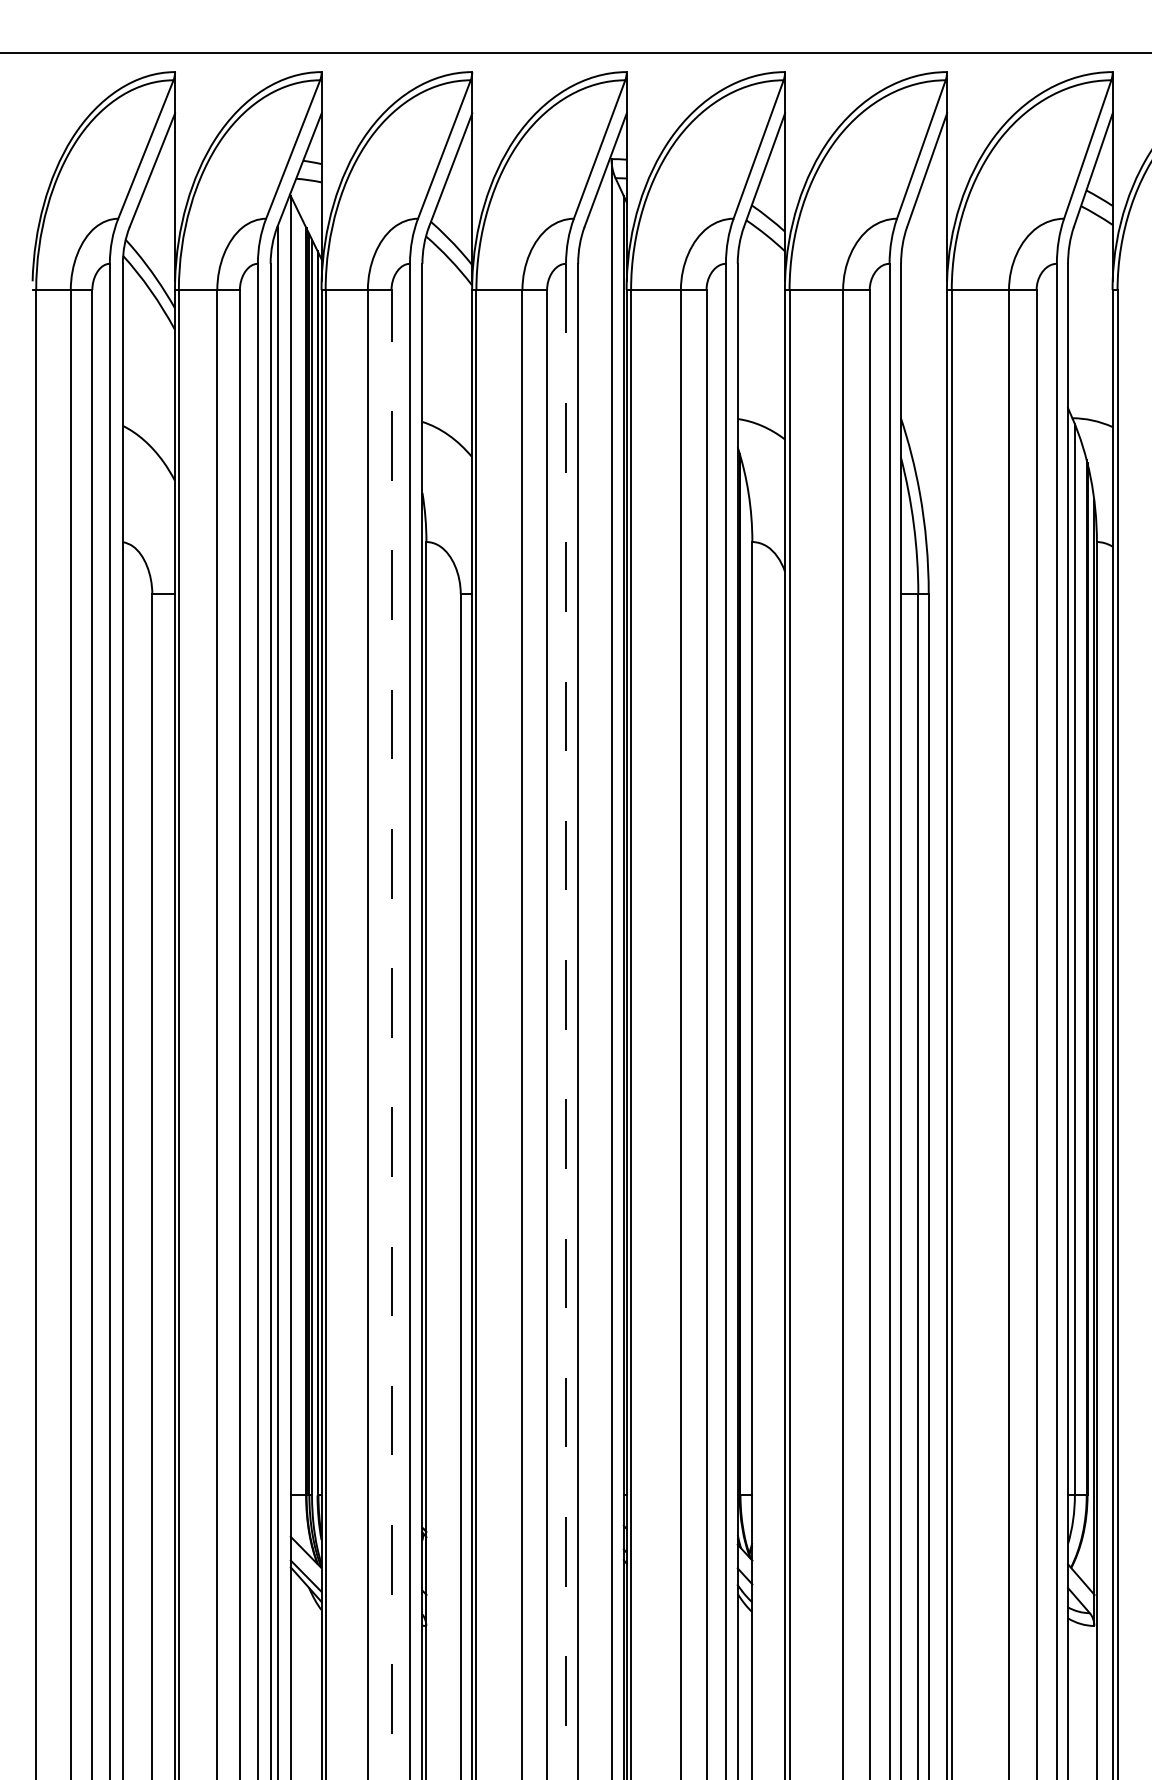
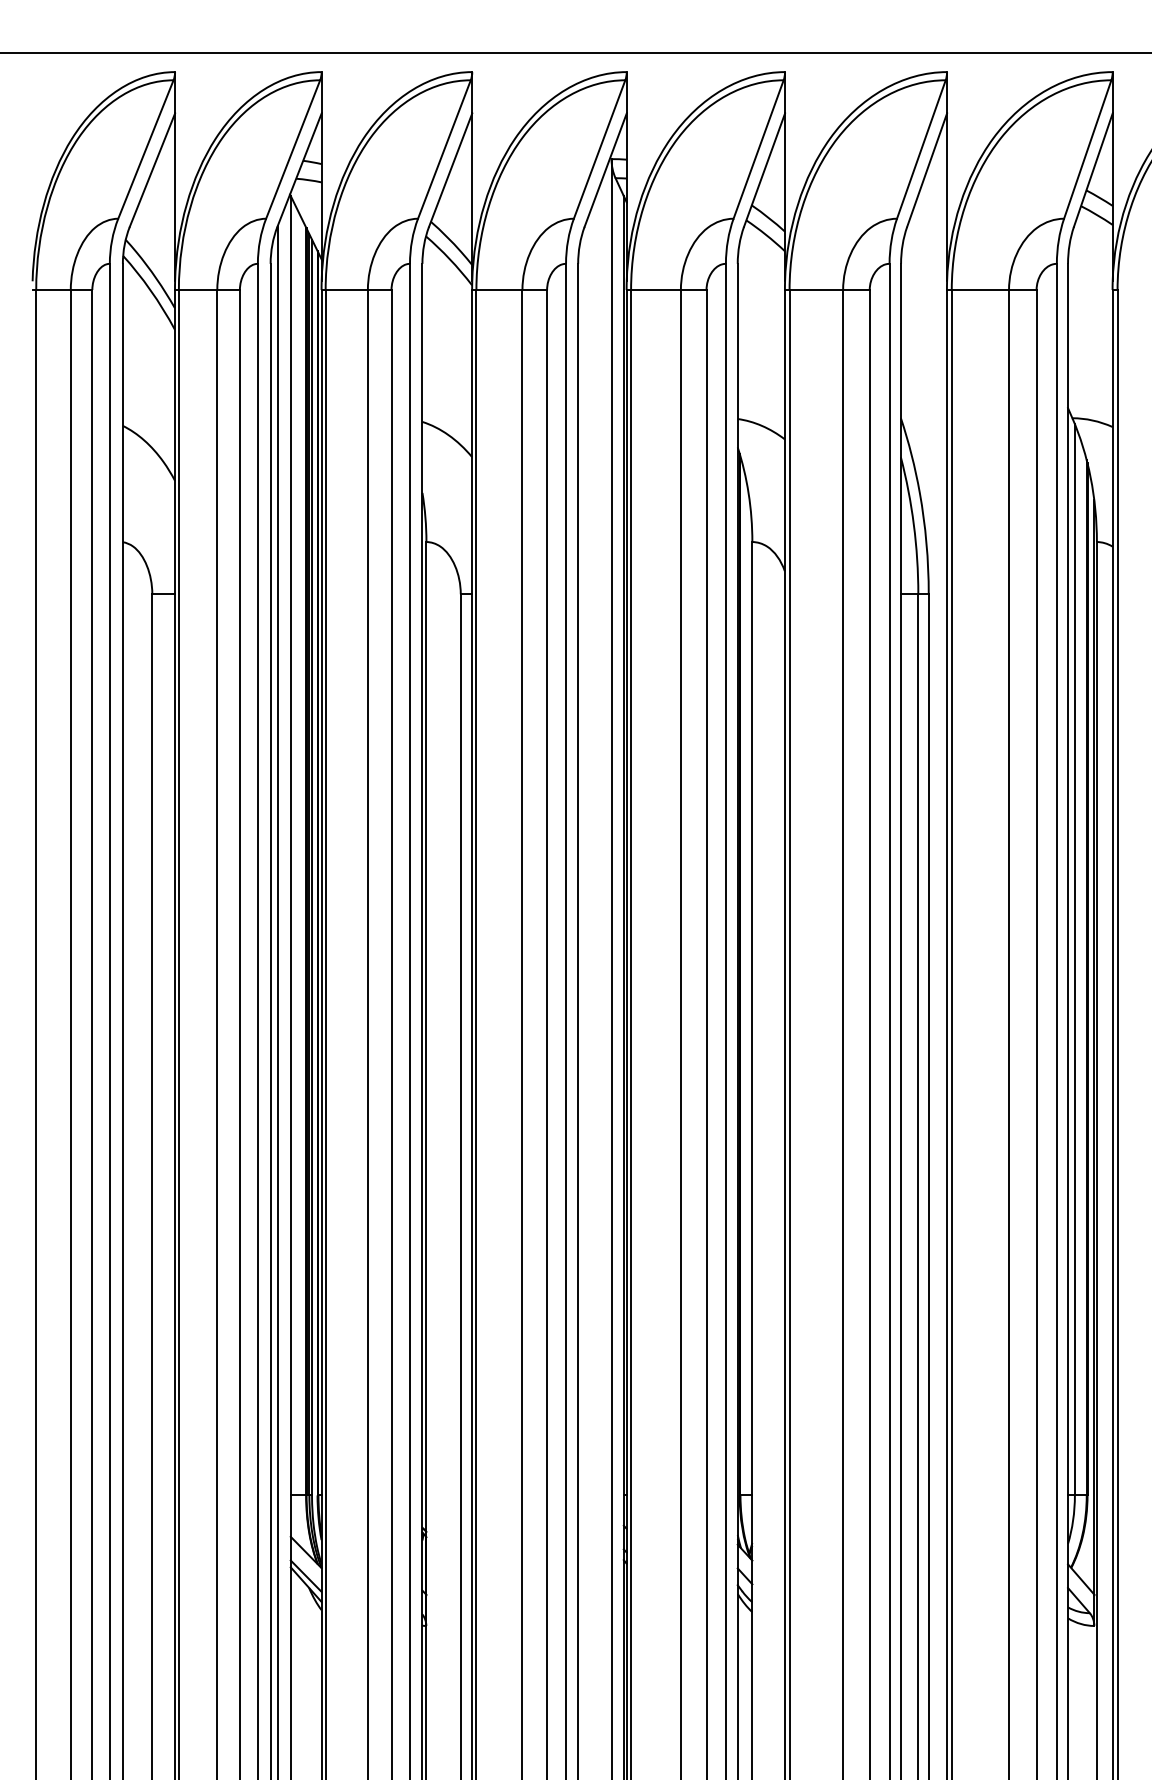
line: dashed -> solid (566, 1021)
line: dashed -> solid (391, 1034)
